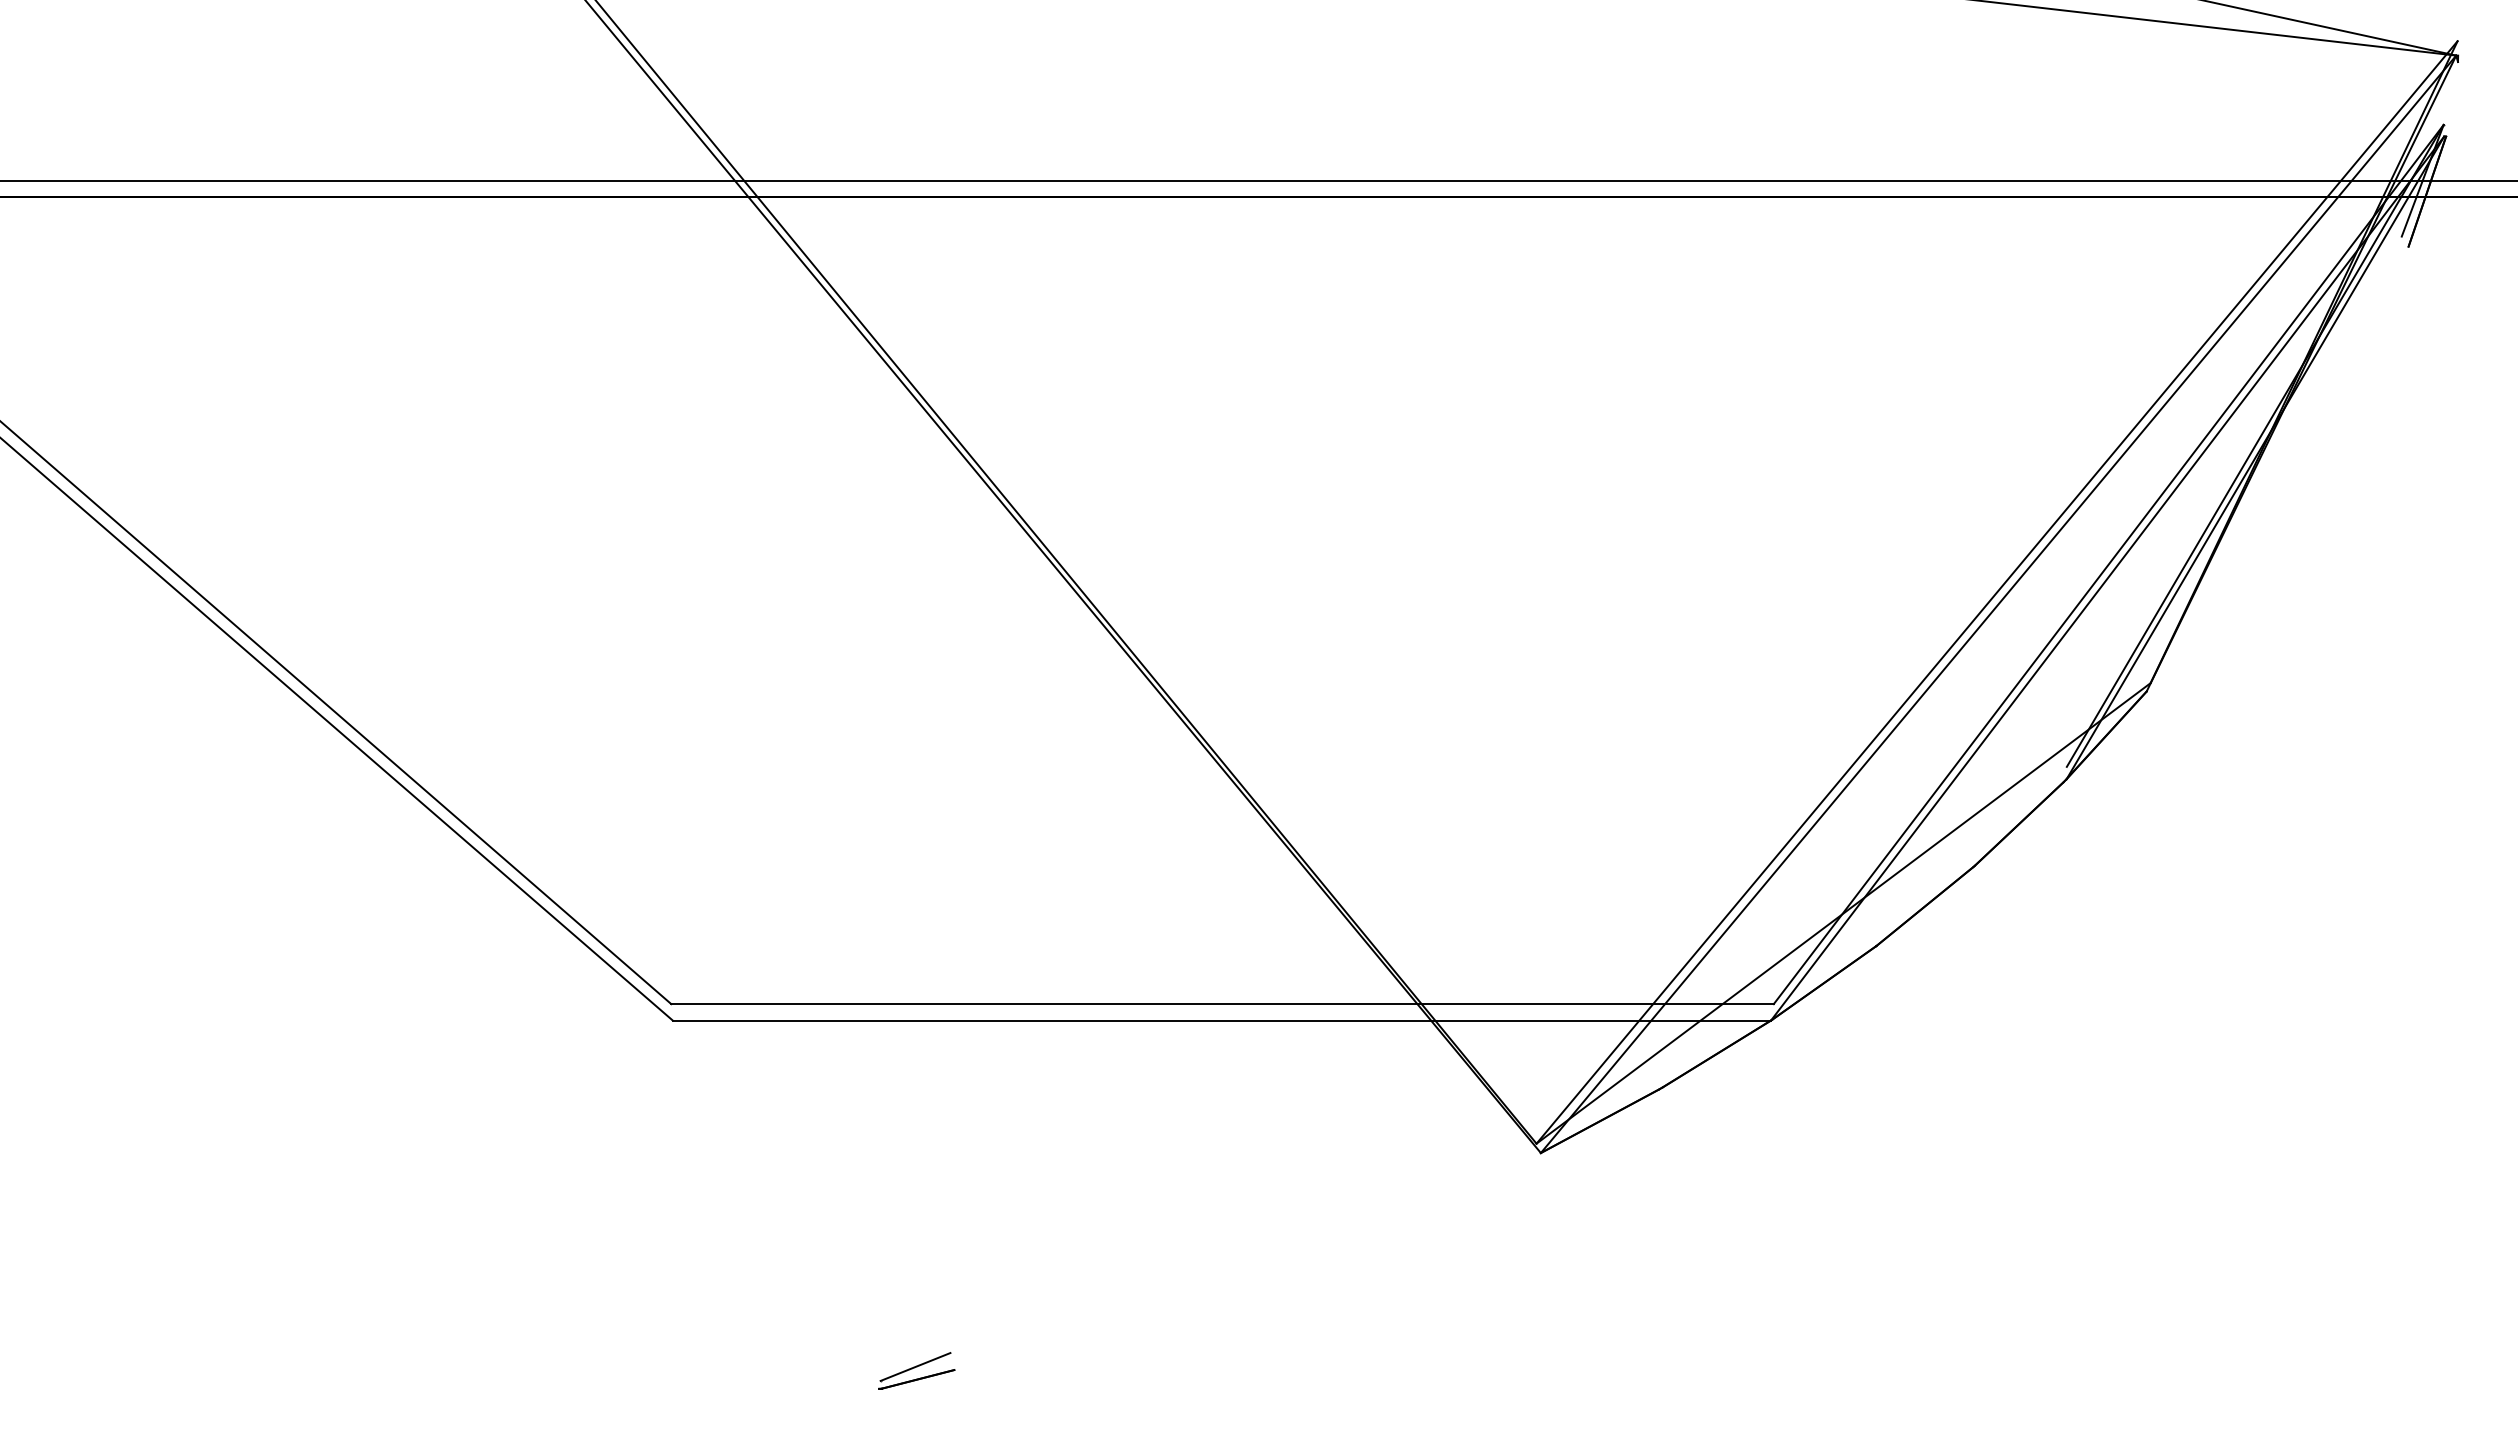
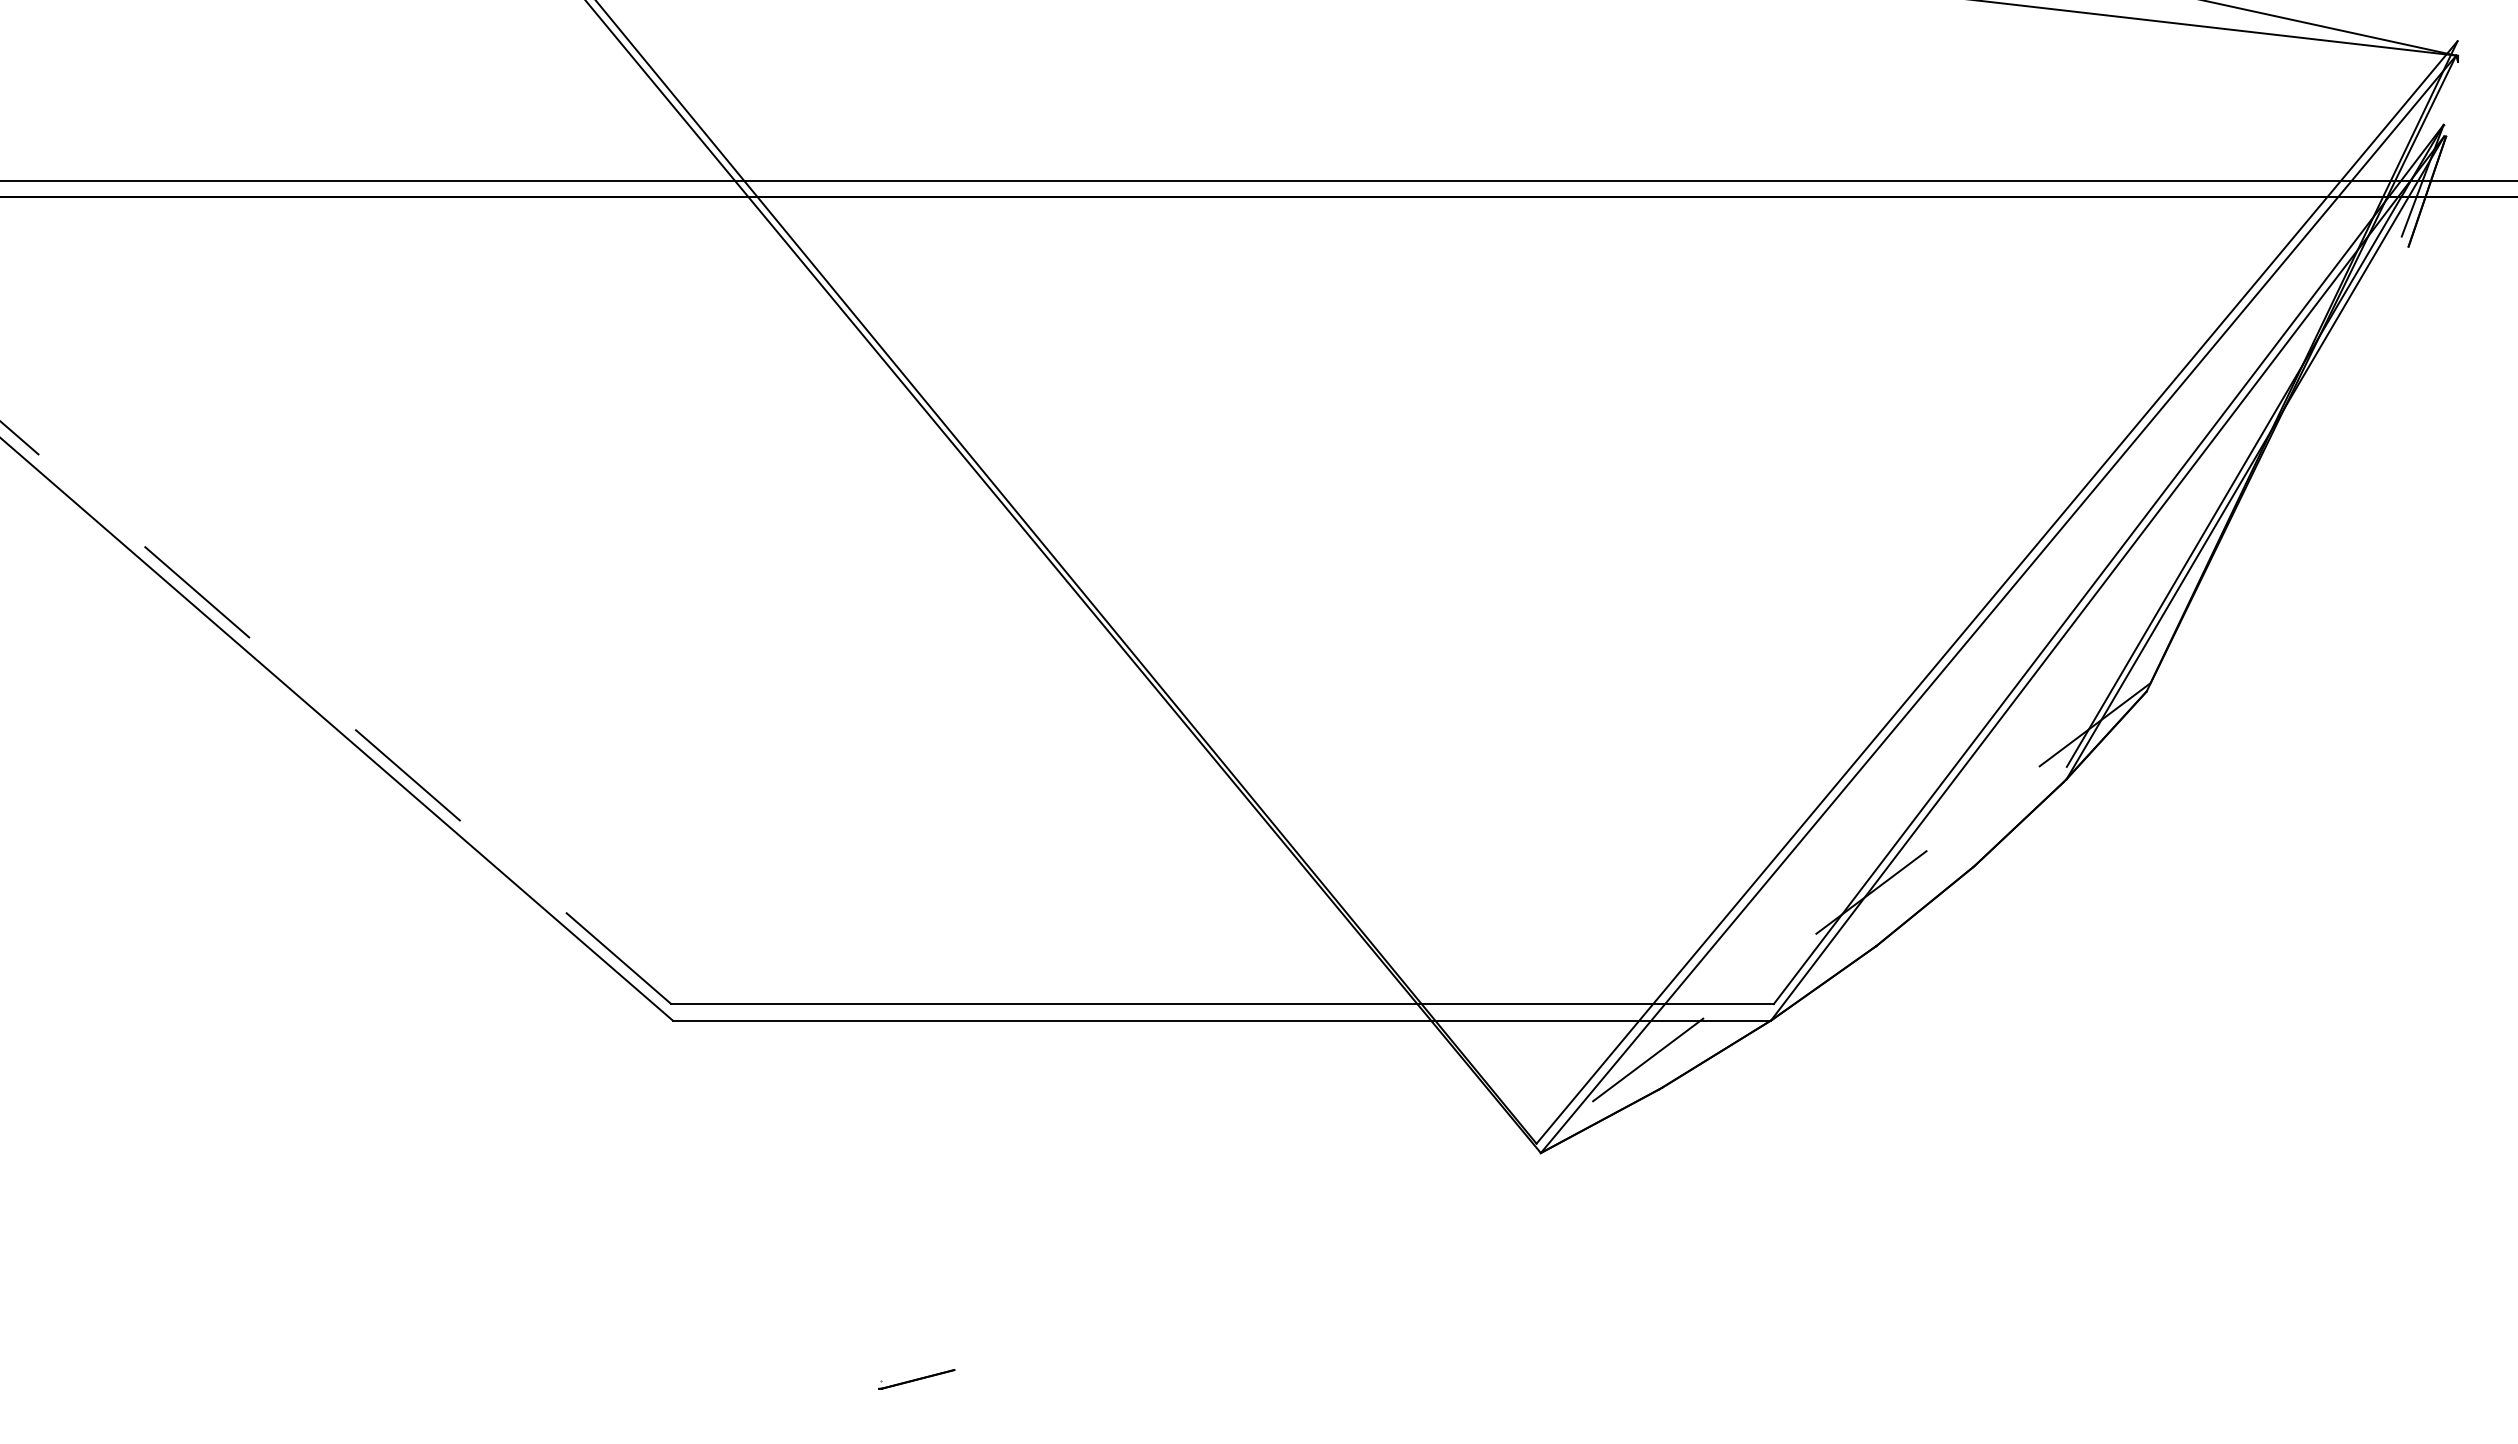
line: solid -> dashed (335, 712)
line: solid -> dashed (1843, 913)
line: present -> none (915, 1366)
